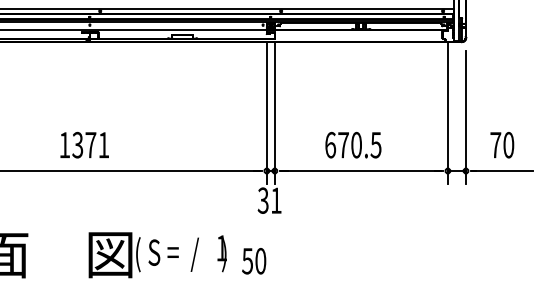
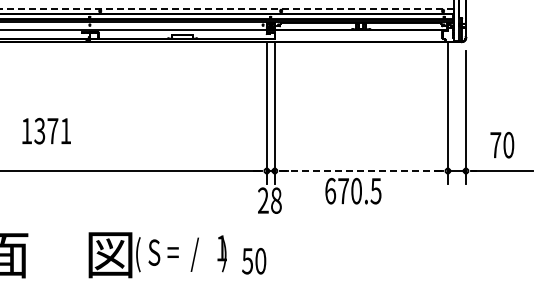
line: solid -> dashed (226, 8)
text position: (84, 144) -> (46, 130) (46, 130)
text position: (353, 144) -> (353, 190) (353, 190)
line: solid -> dashed (360, 171)
text: 31 -> 28 (269, 200)
